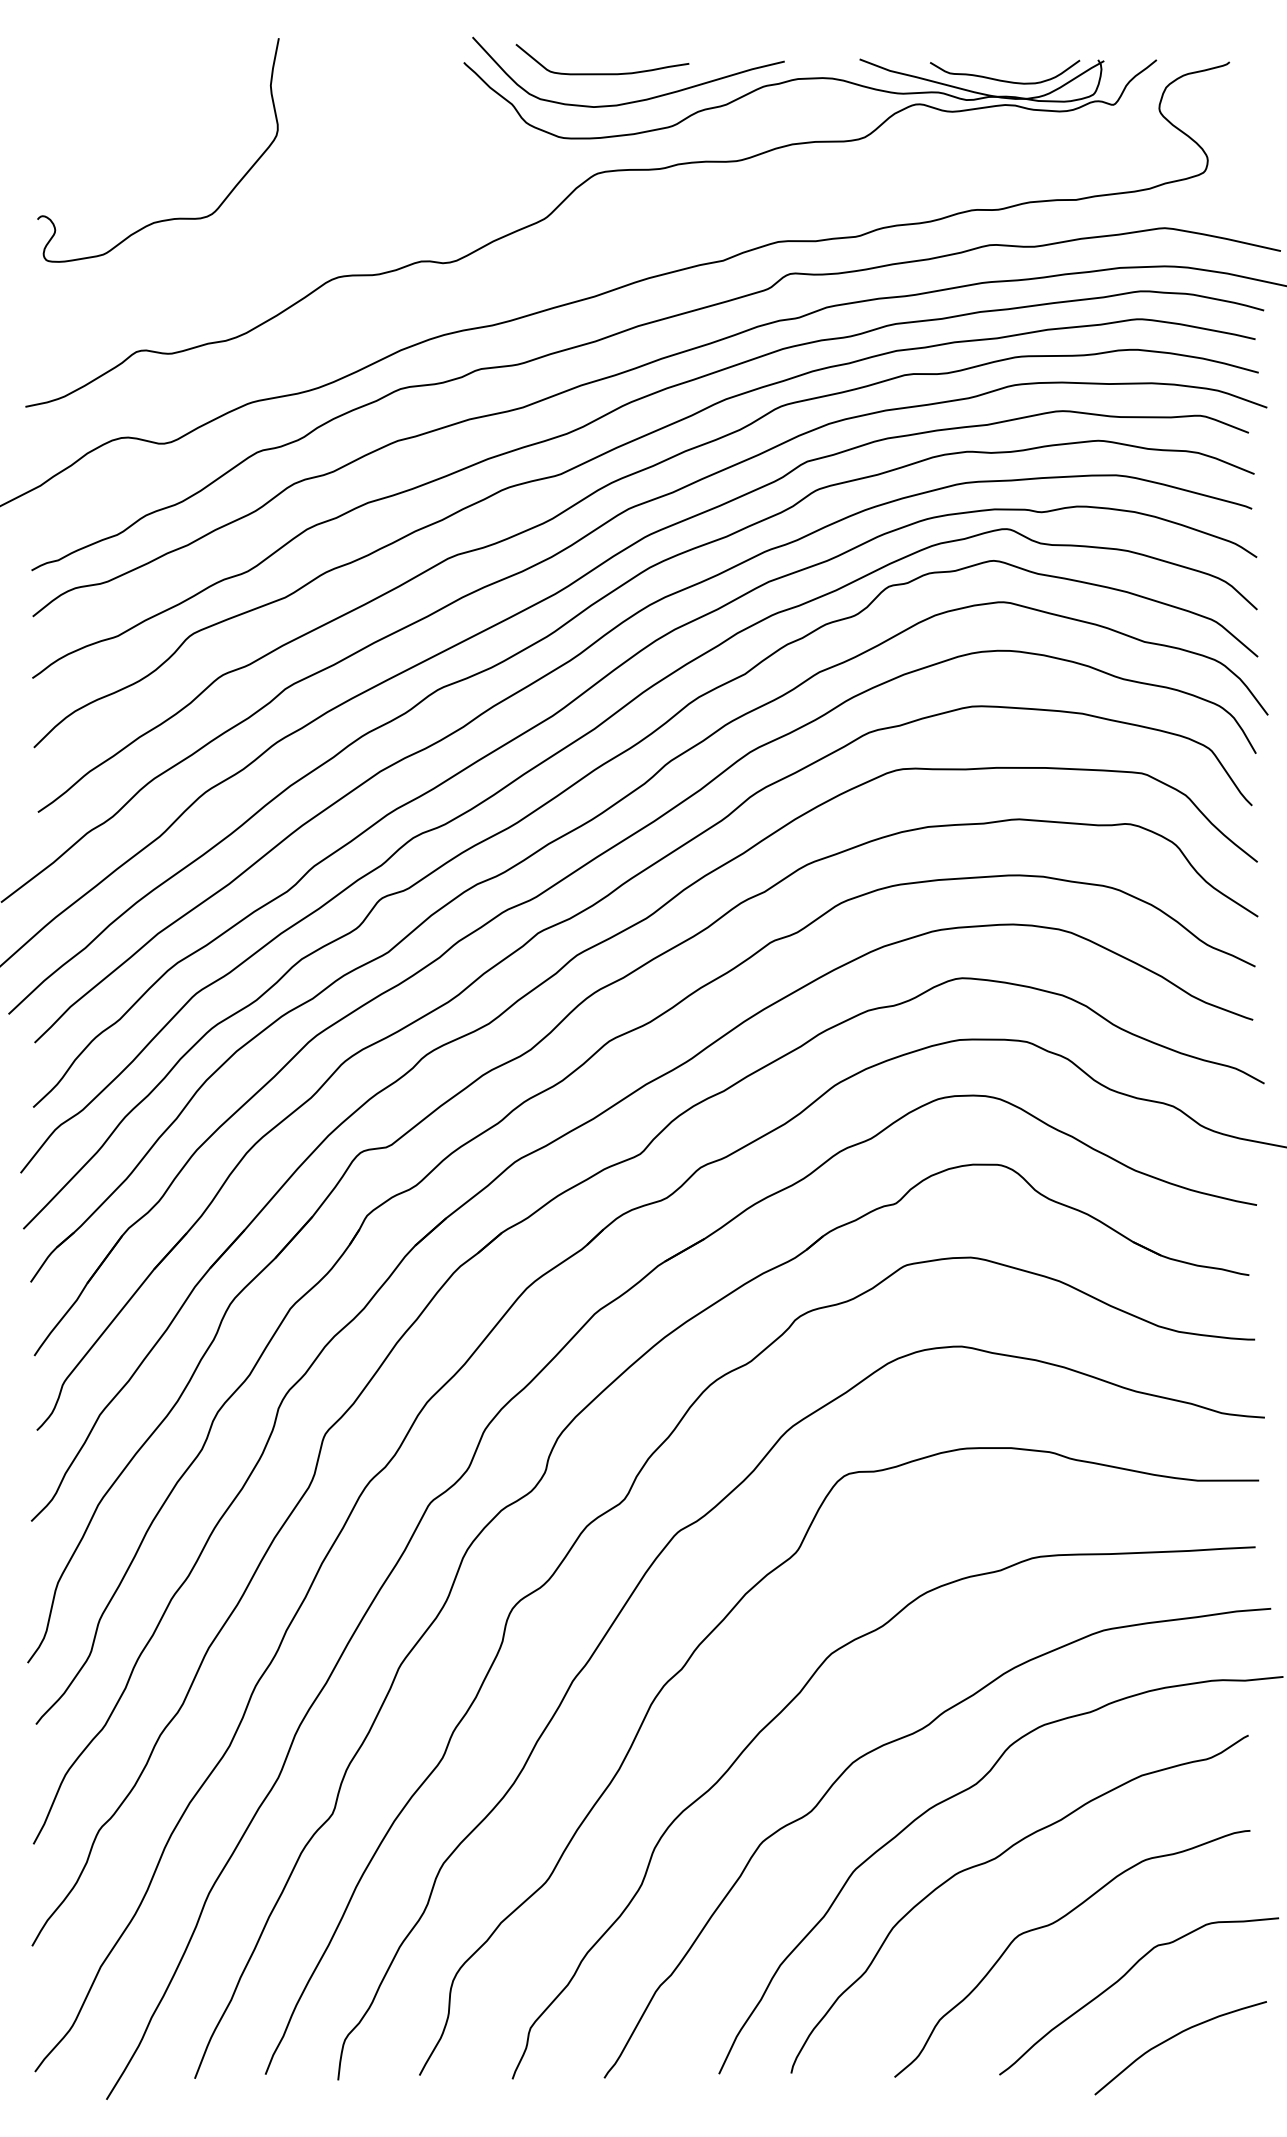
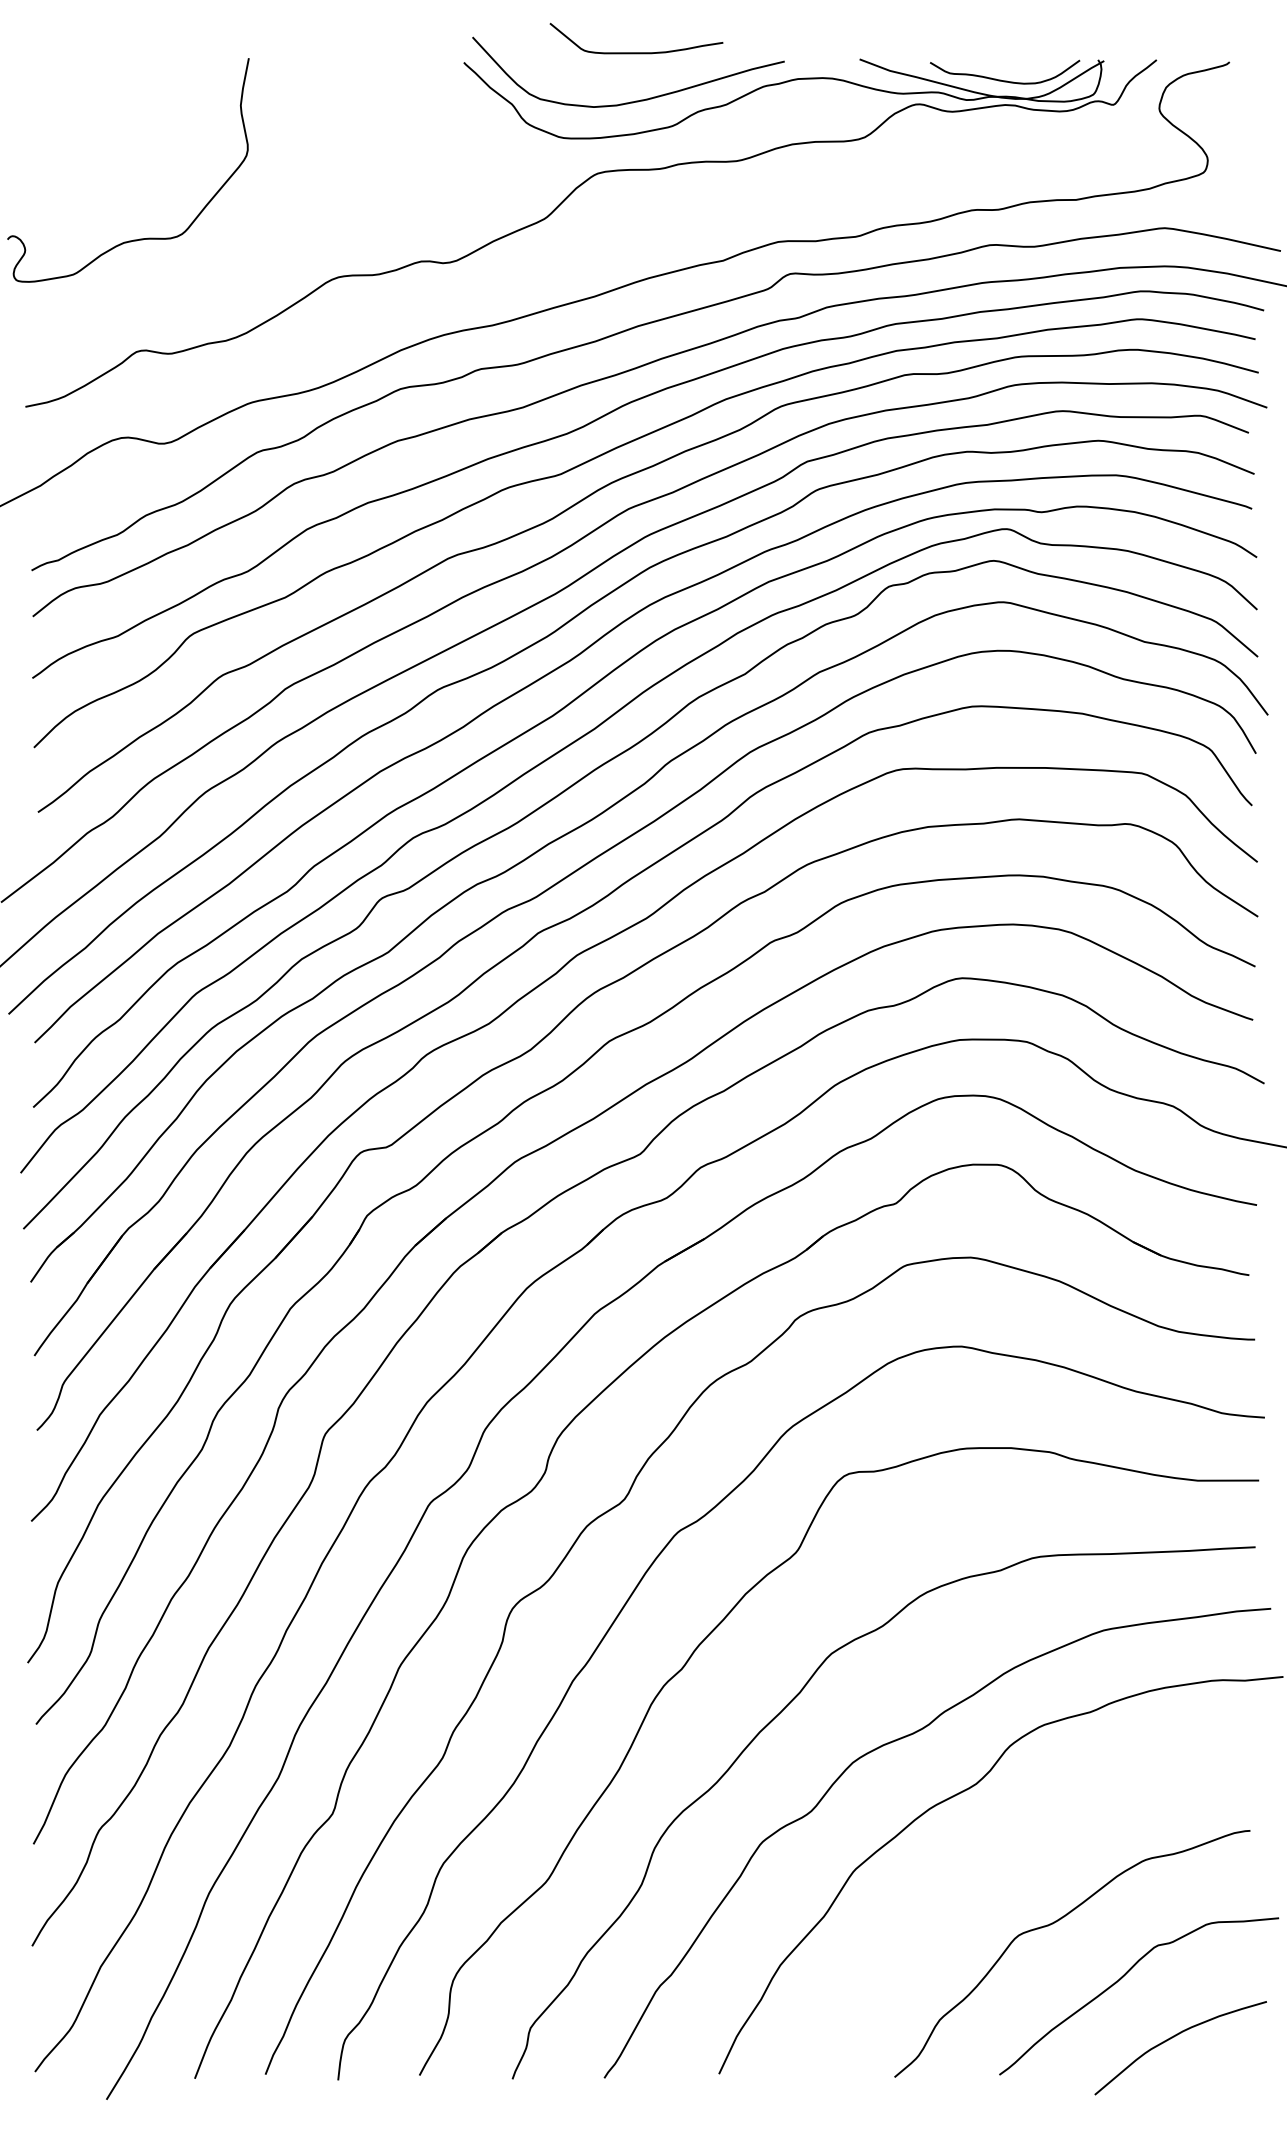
curve position: (602, 73) -> (636, 52) (636, 52)
curve position: (169, 218) -> (139, 238) (139, 238)
curve: present -> none (997, 1858)
